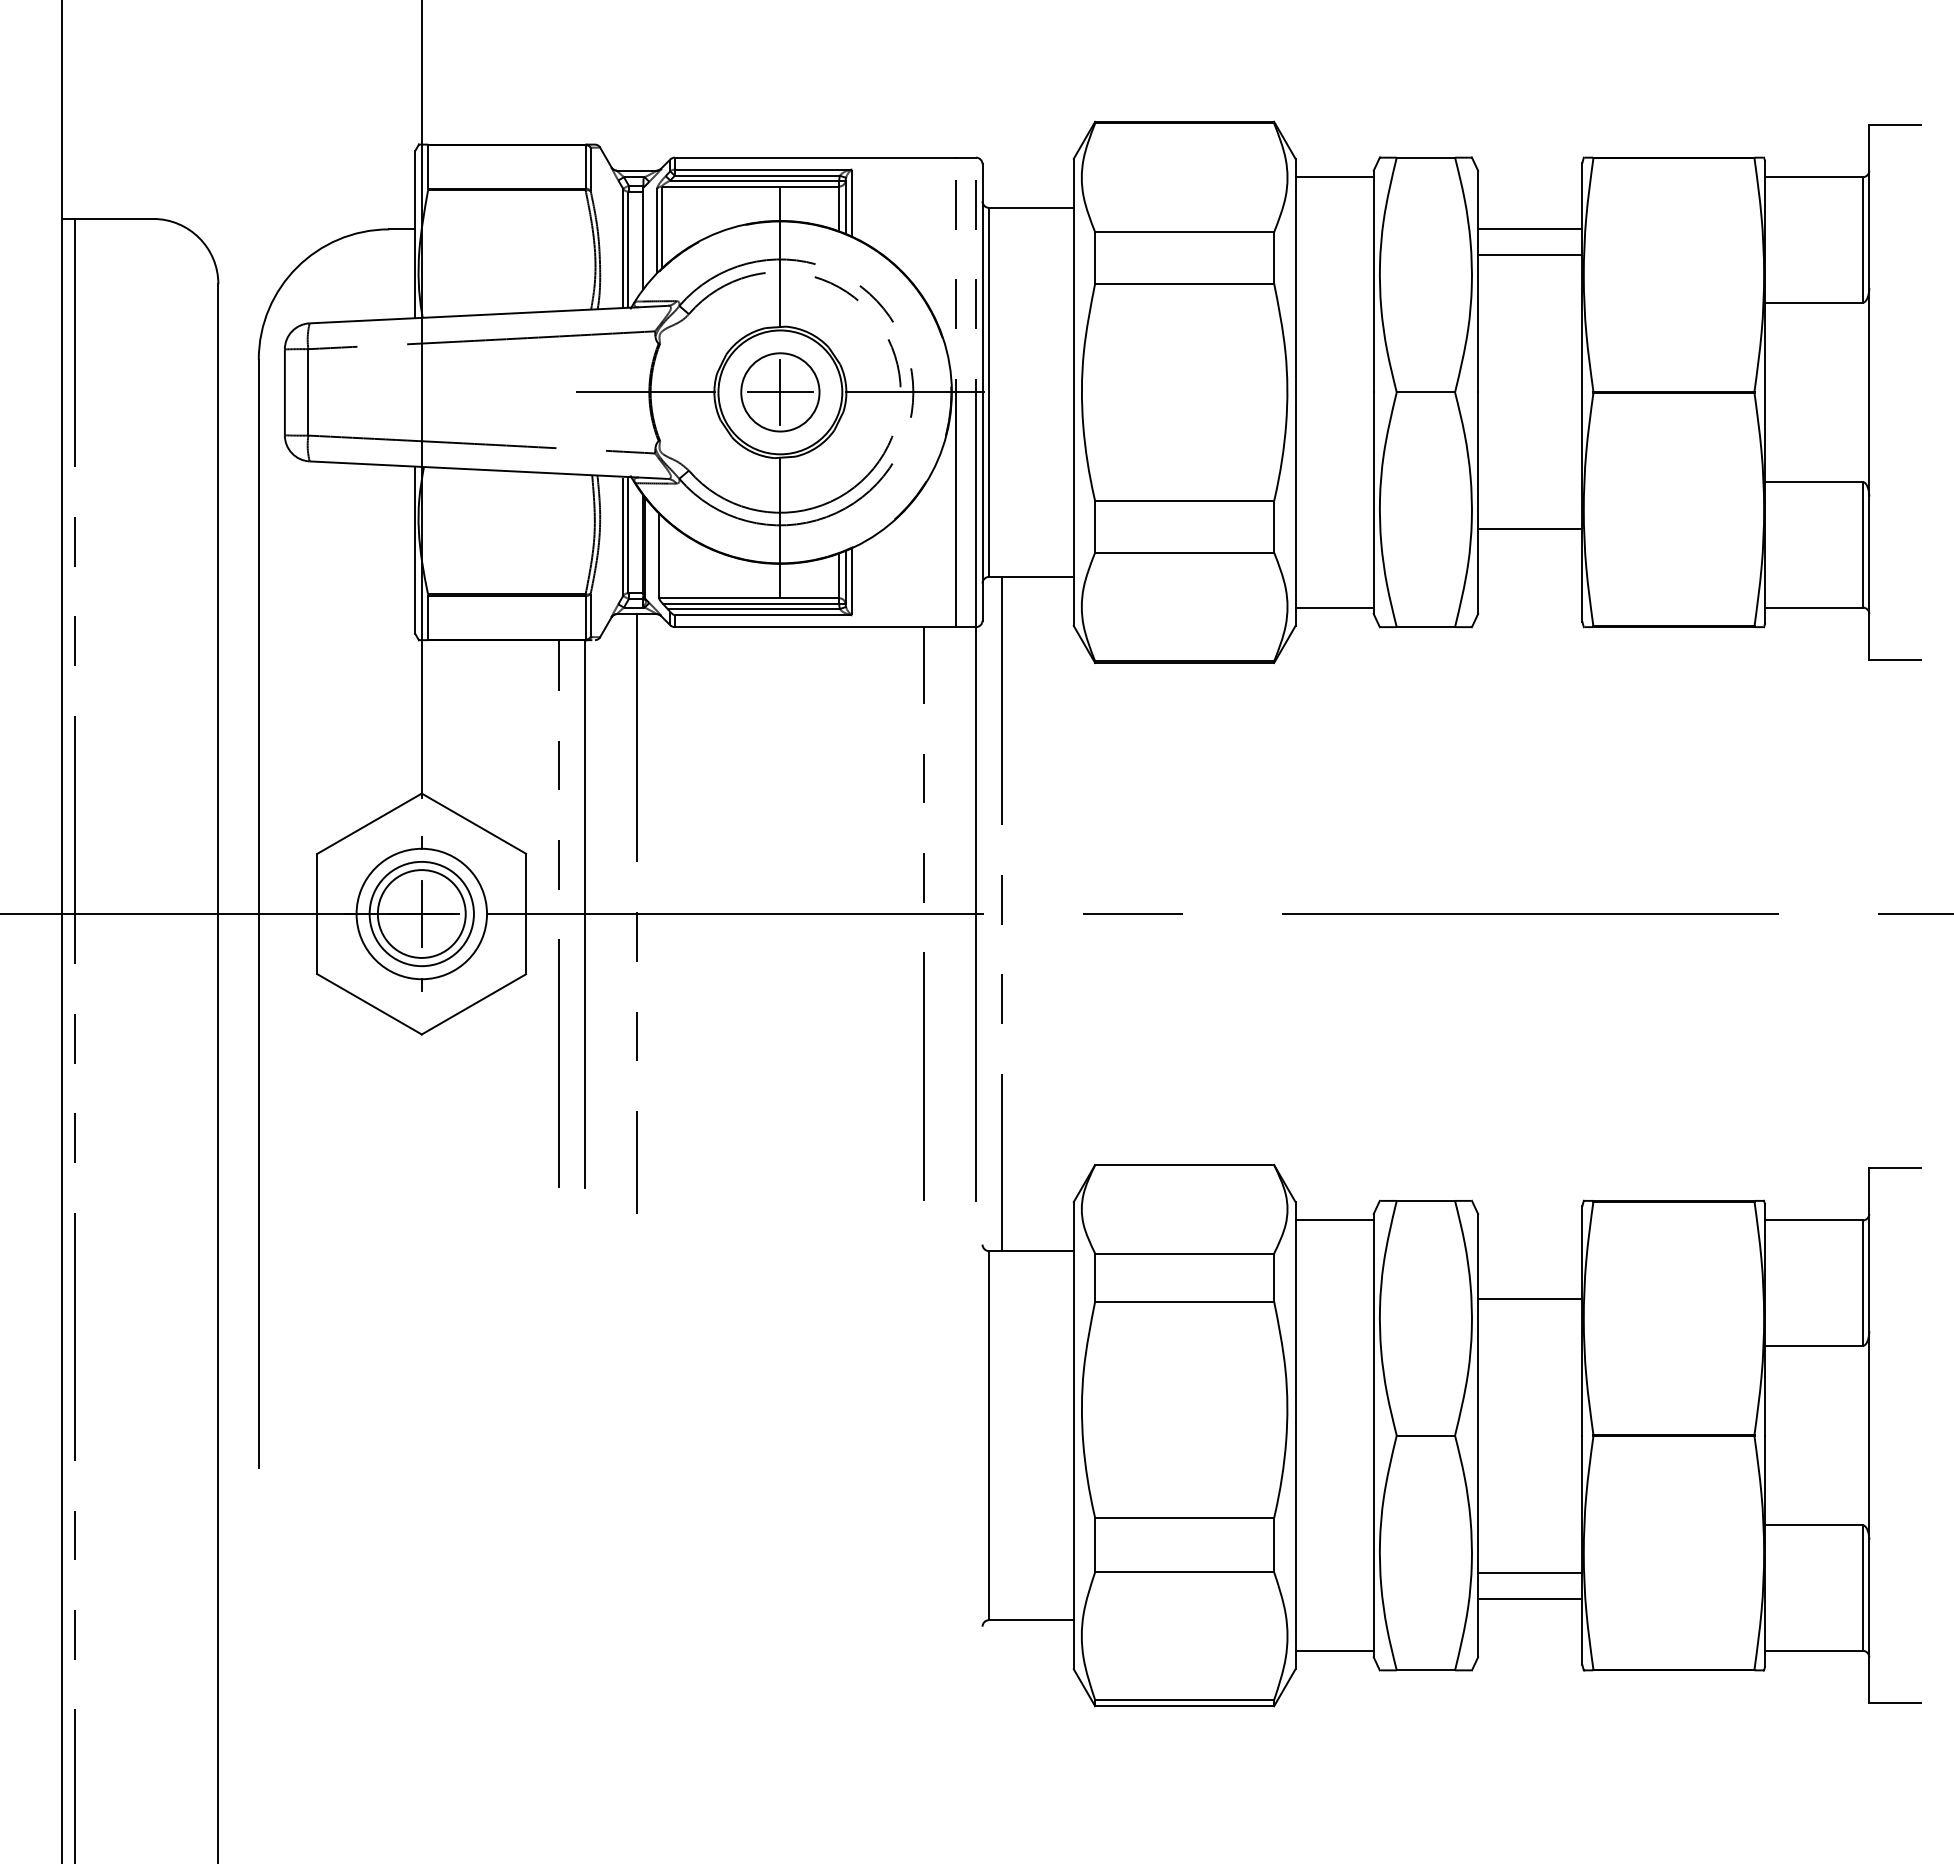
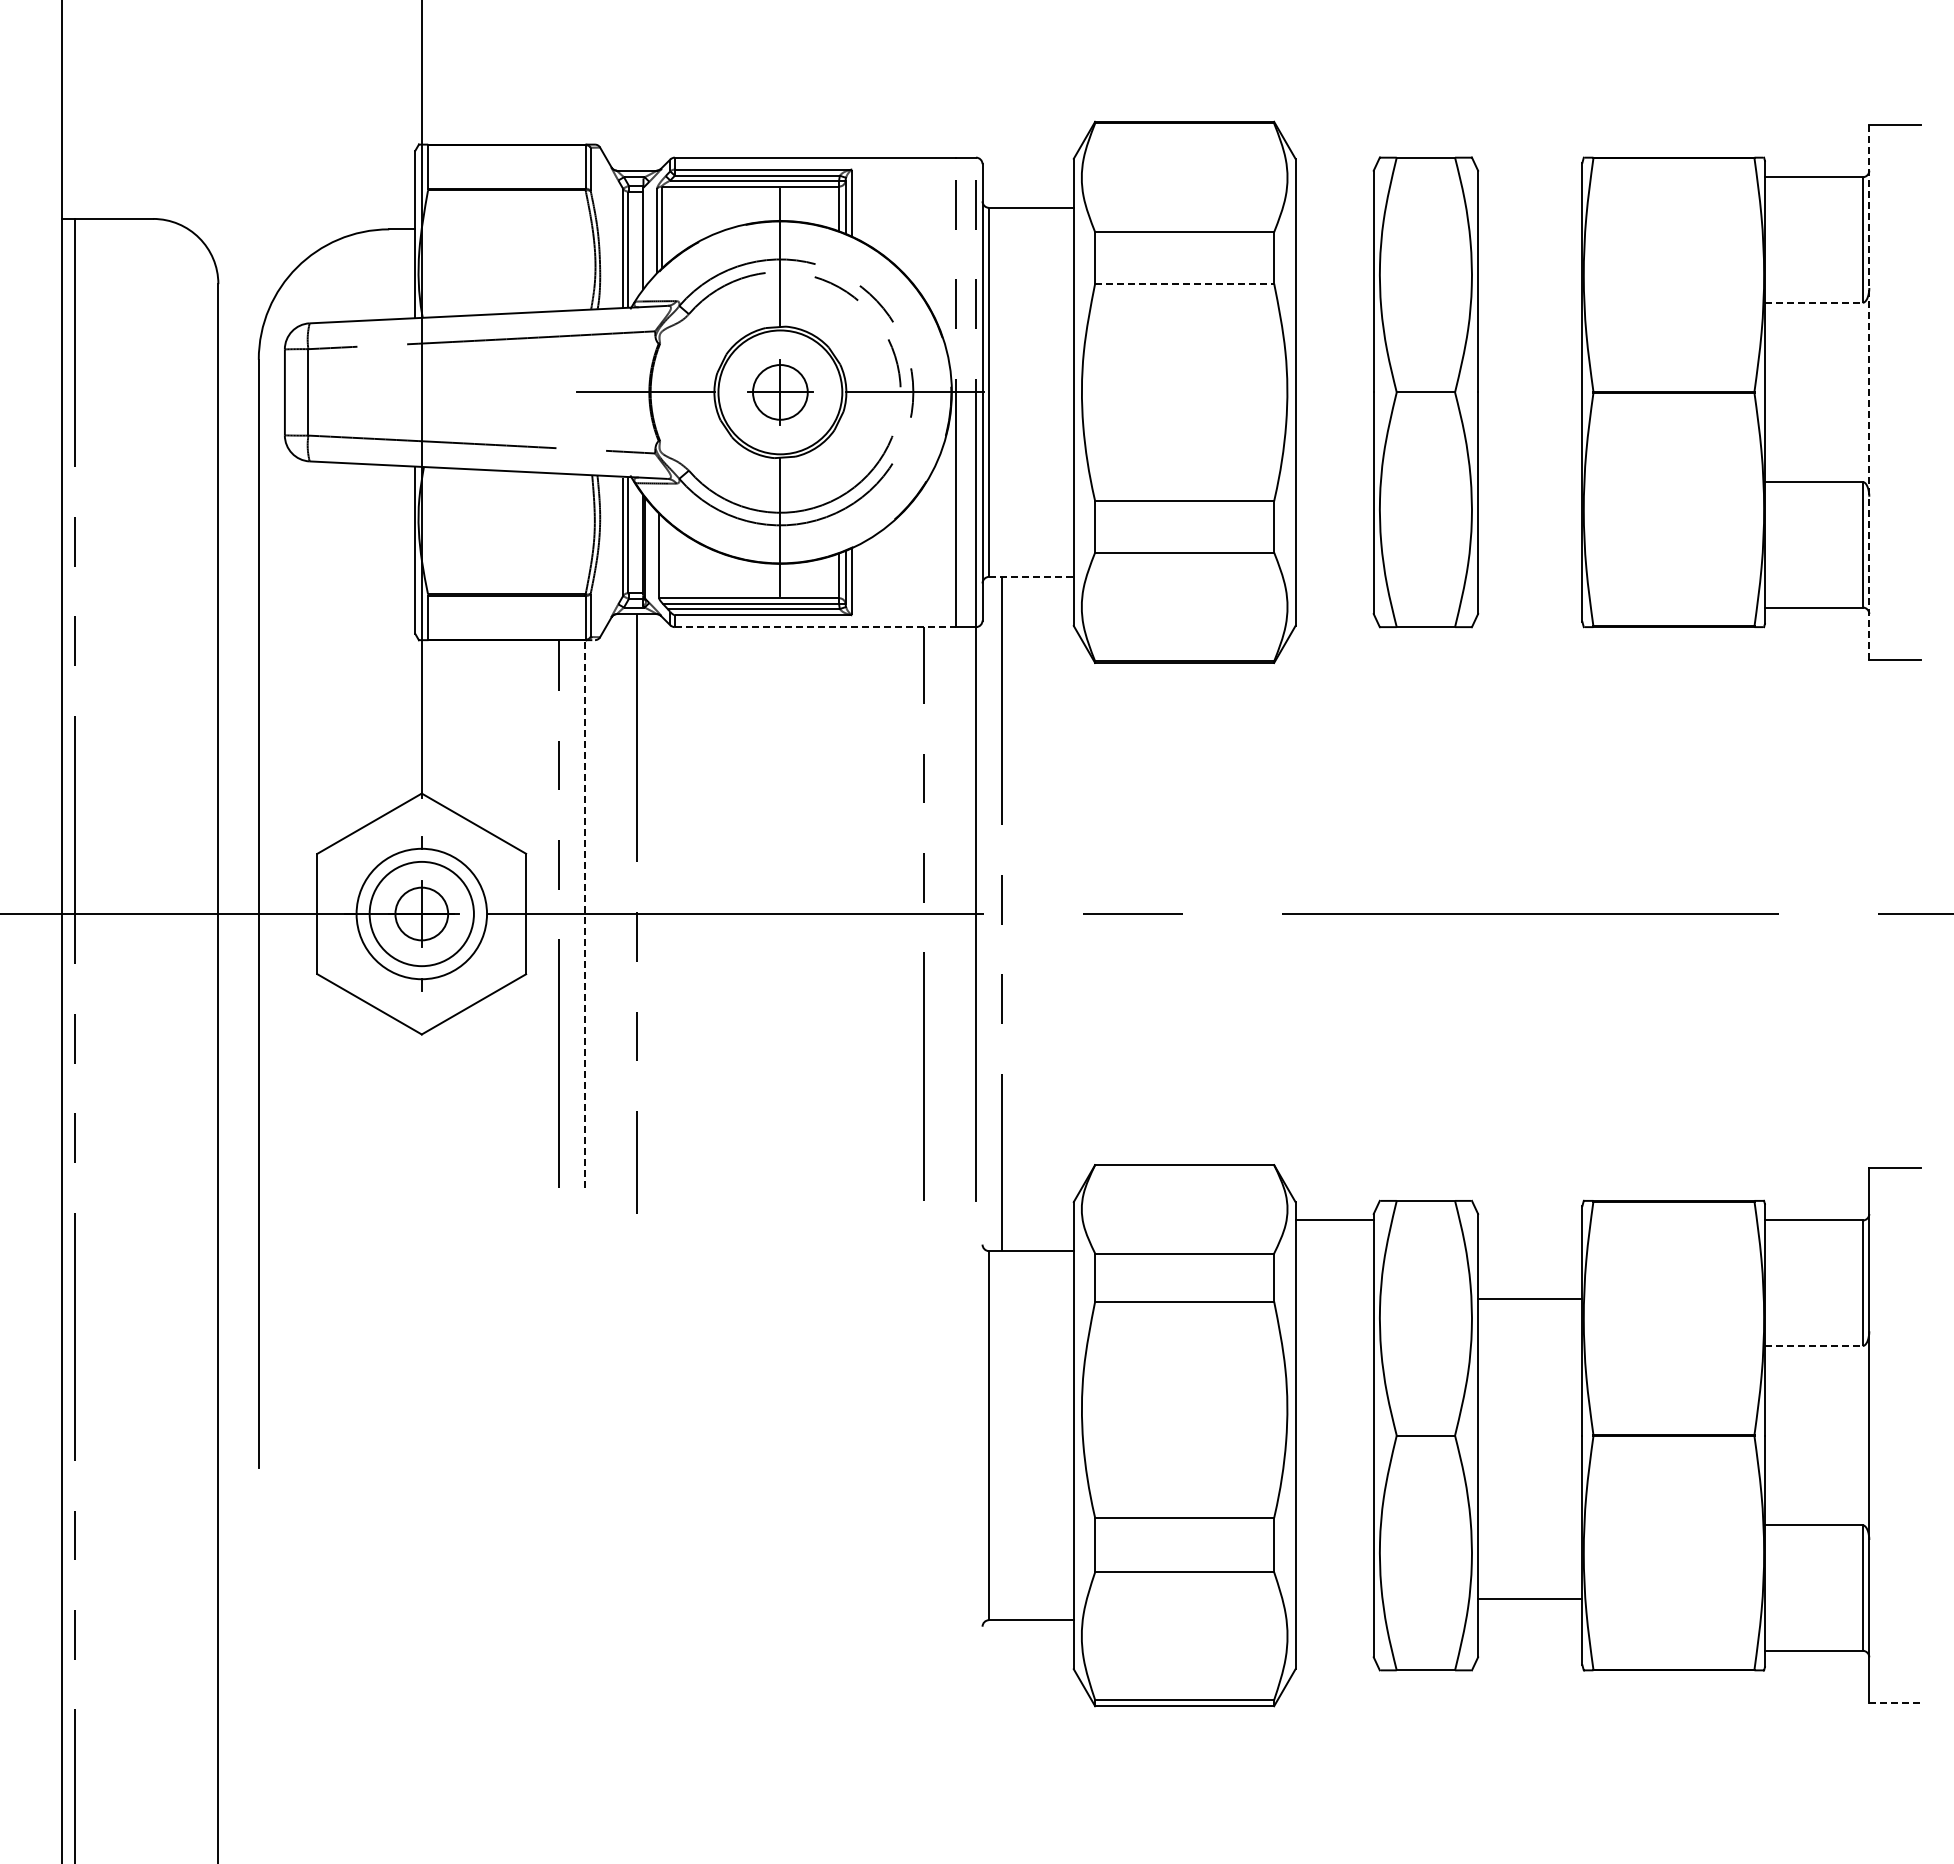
line: present -> none (1334, 177)
line: present -> none (1530, 229)
line: present -> none (1530, 255)
line: solid -> dashed (1185, 283)
line: solid -> dashed (1813, 302)
line: solid -> dashed (1869, 391)
circle diameter: 78 px -> 55 px (780, 392)
line: present -> none (1530, 529)
line: solid -> dashed (1031, 576)
line: present -> none (1334, 607)
line: solid -> dashed (815, 627)
circle diameter: 88 px -> 53 px (421, 913)
line: solid -> dashed (584, 914)
line: solid -> dashed (1813, 1346)
line: present -> none (1530, 1572)
line: present -> none (1334, 1650)
line: solid -> dashed (1895, 1702)
